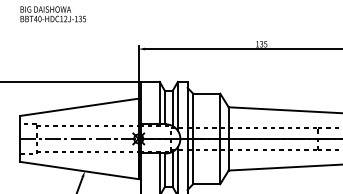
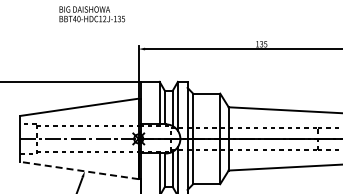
text position: (52, 14) -> (91, 14) (91, 14)
line: solid -> dashed (79, 170)
